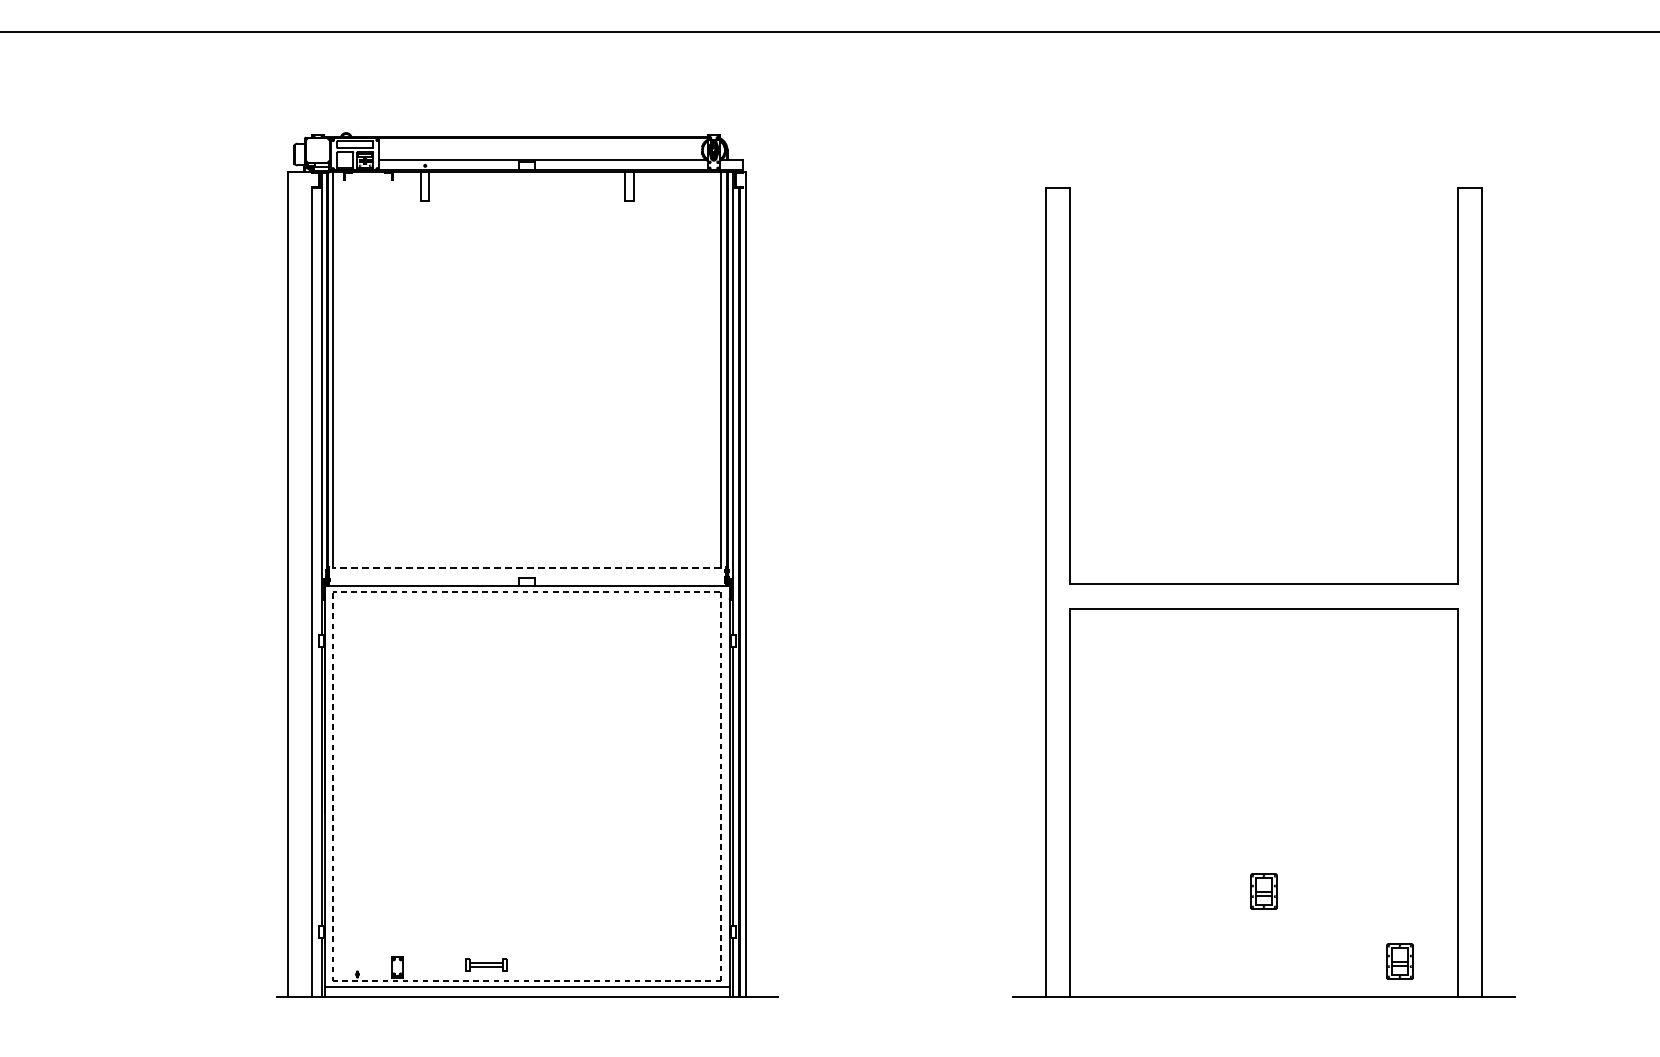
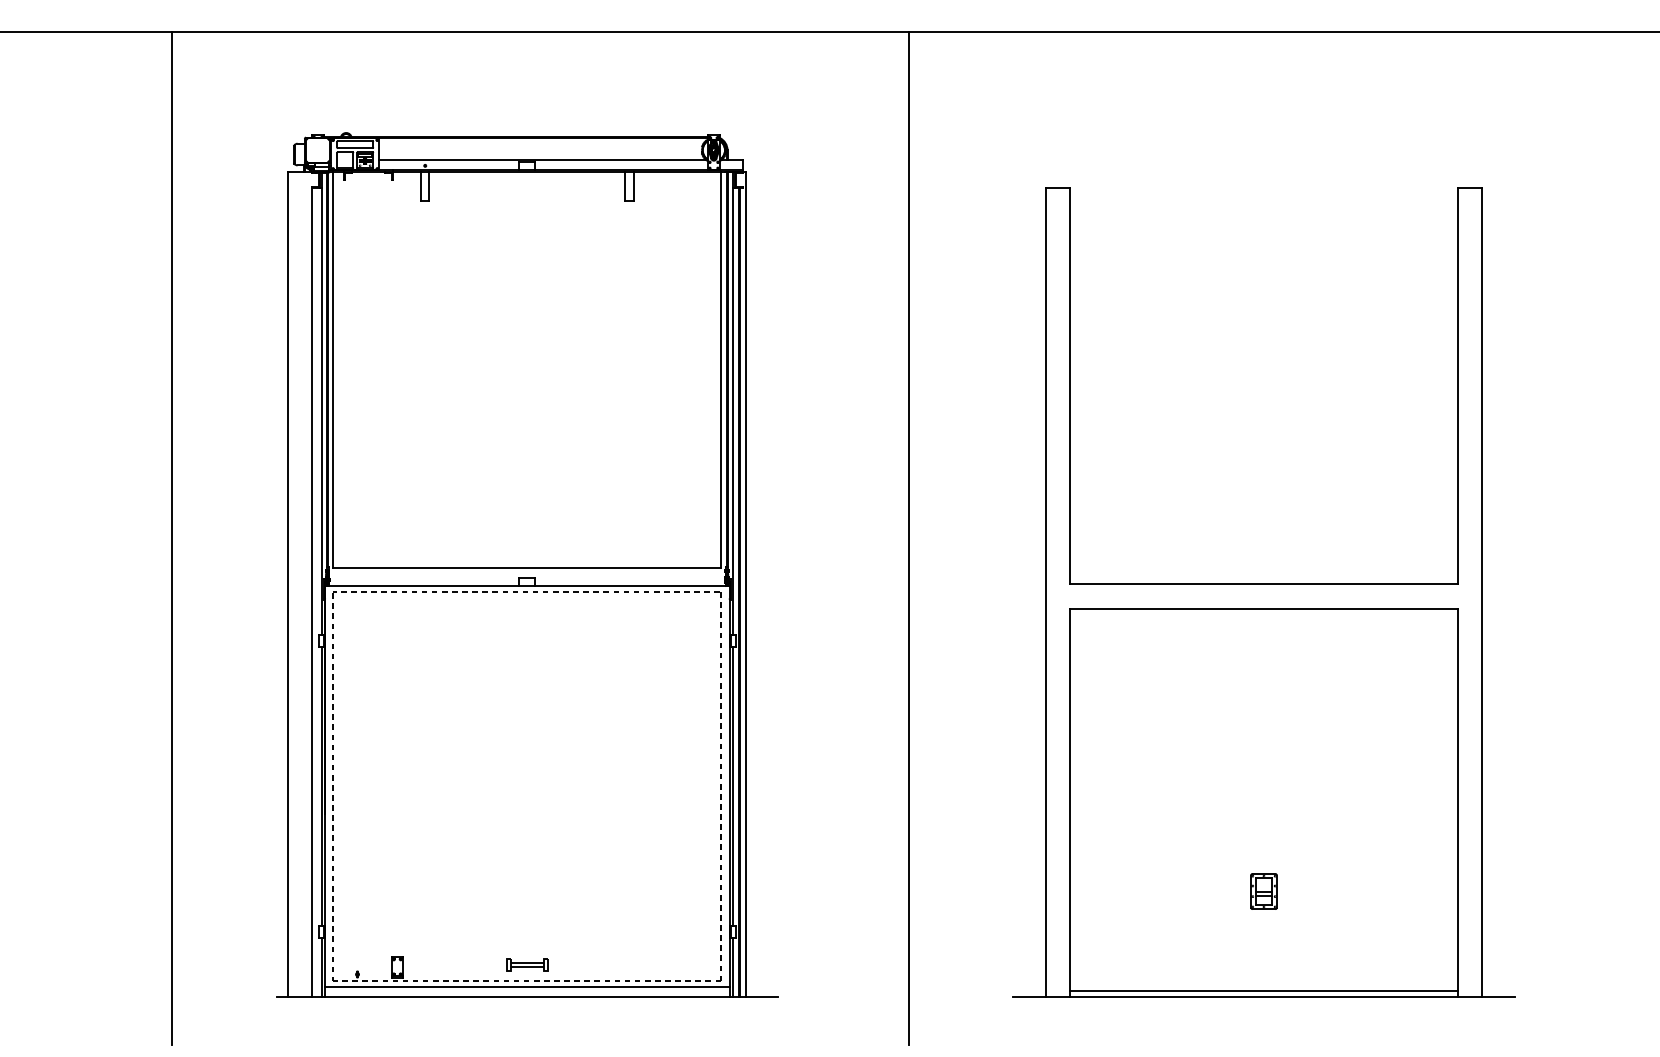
line: none -> present (172, 538)
line: none -> present (908, 538)
line: dashed -> solid (526, 568)
part: present -> none (1399, 961)
part position: (486, 964) -> (527, 964) (527, 964)
line: none -> present (1263, 990)
